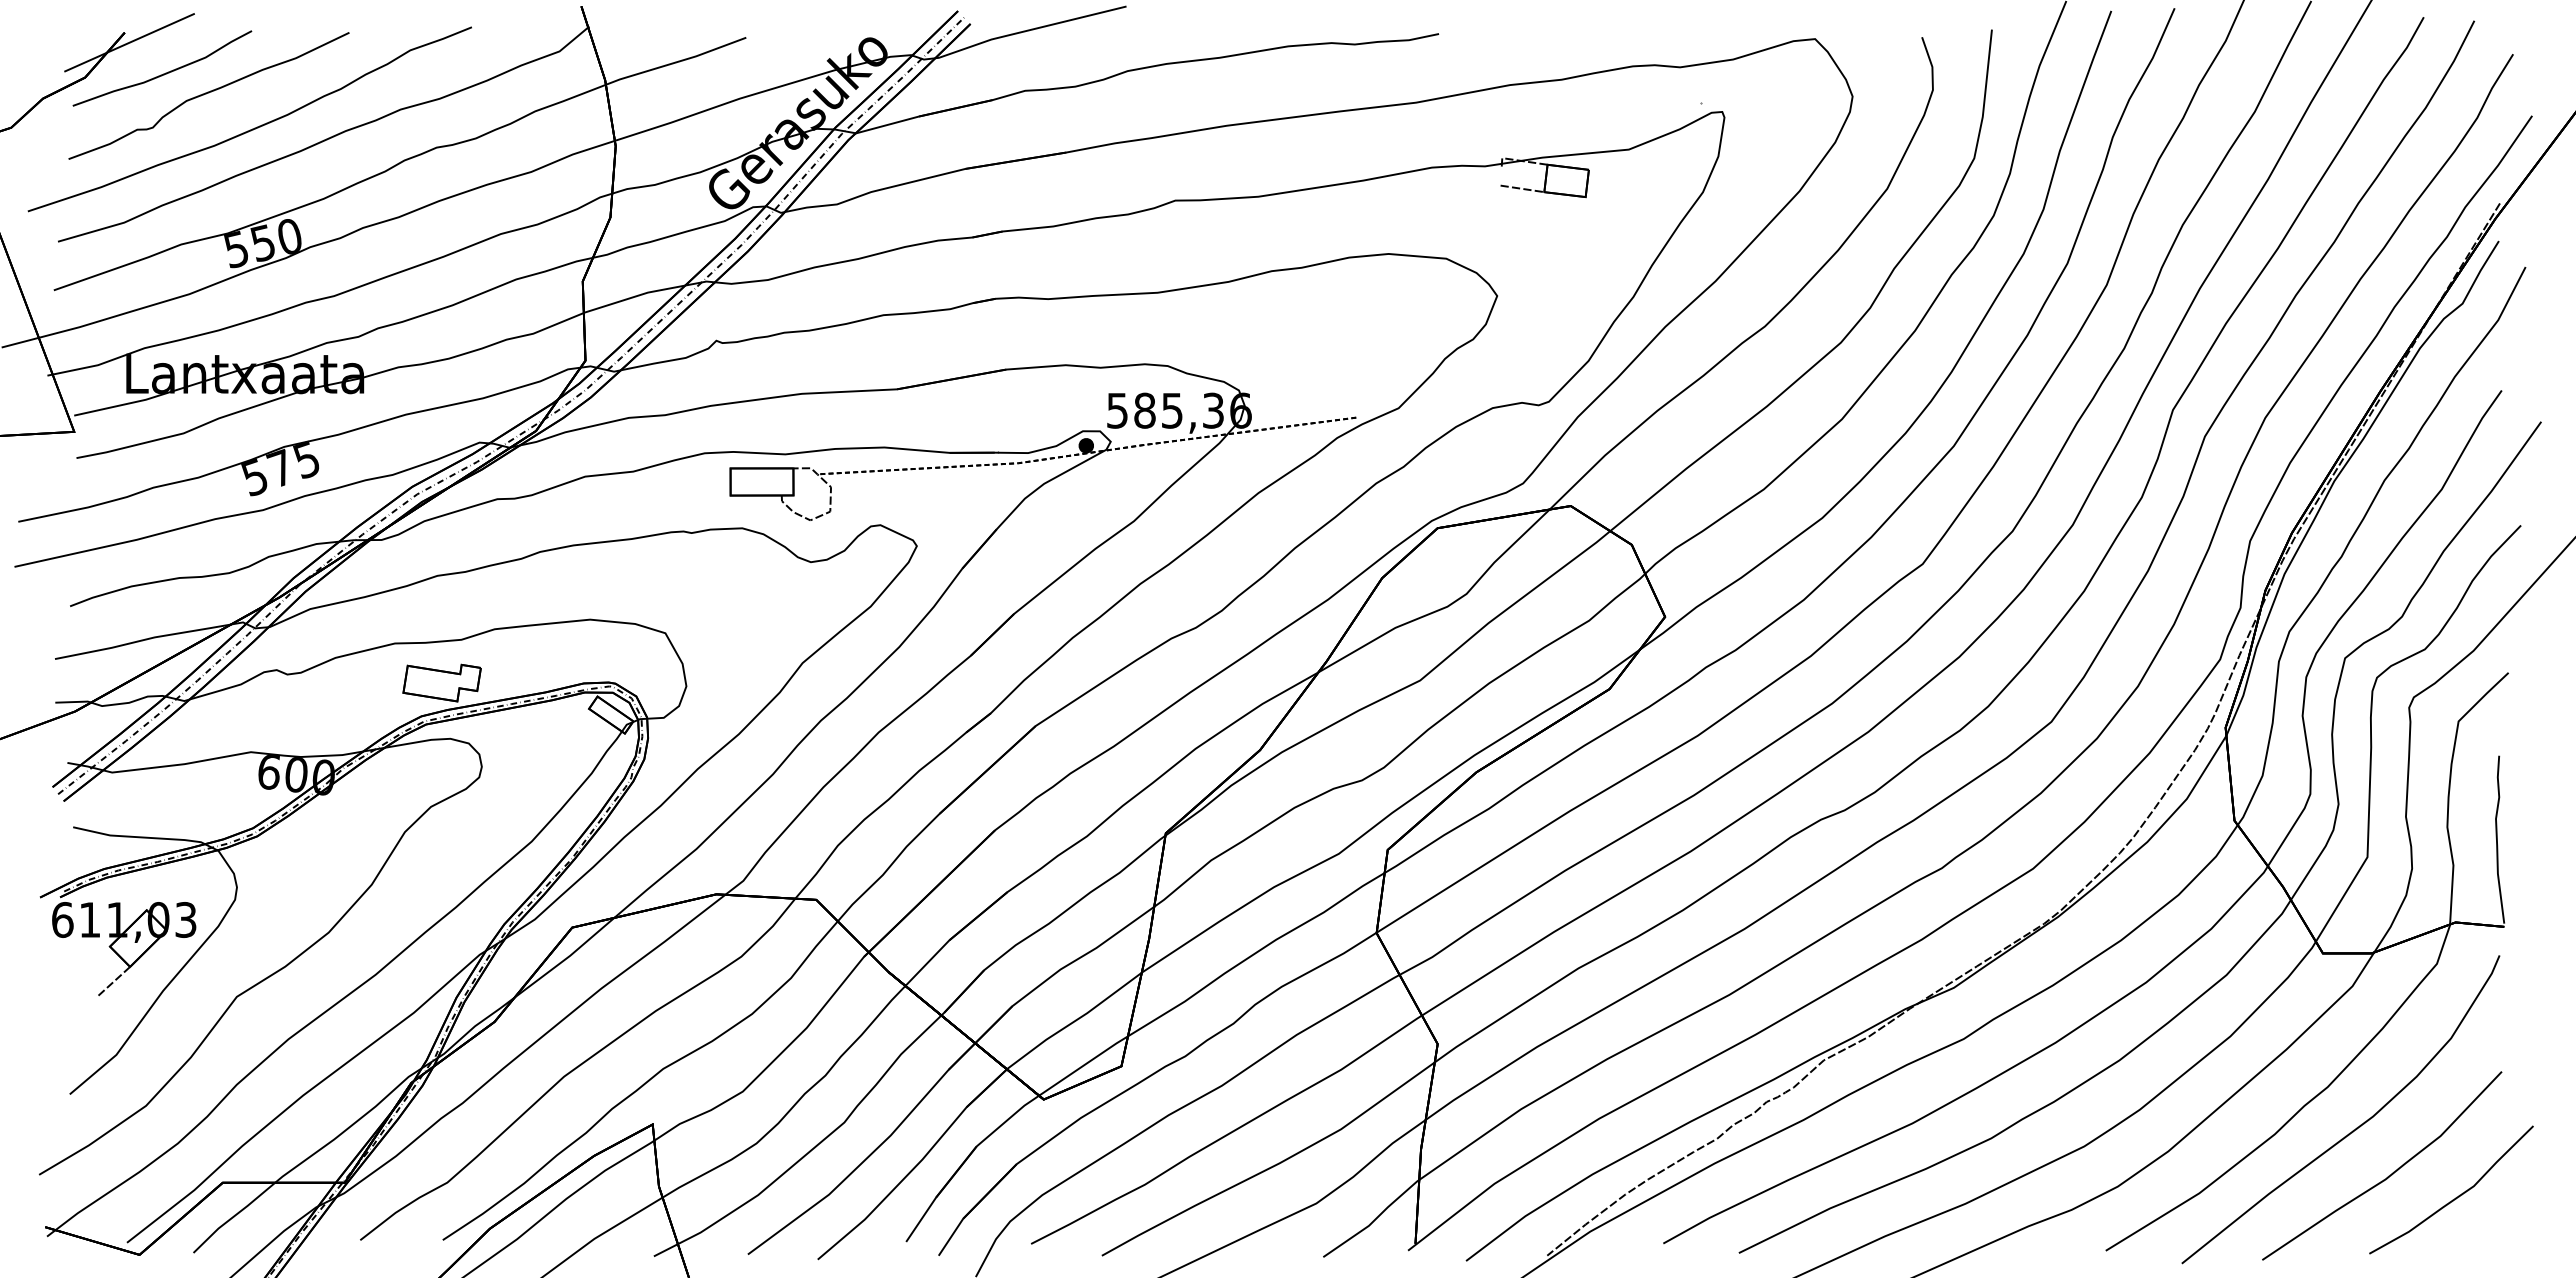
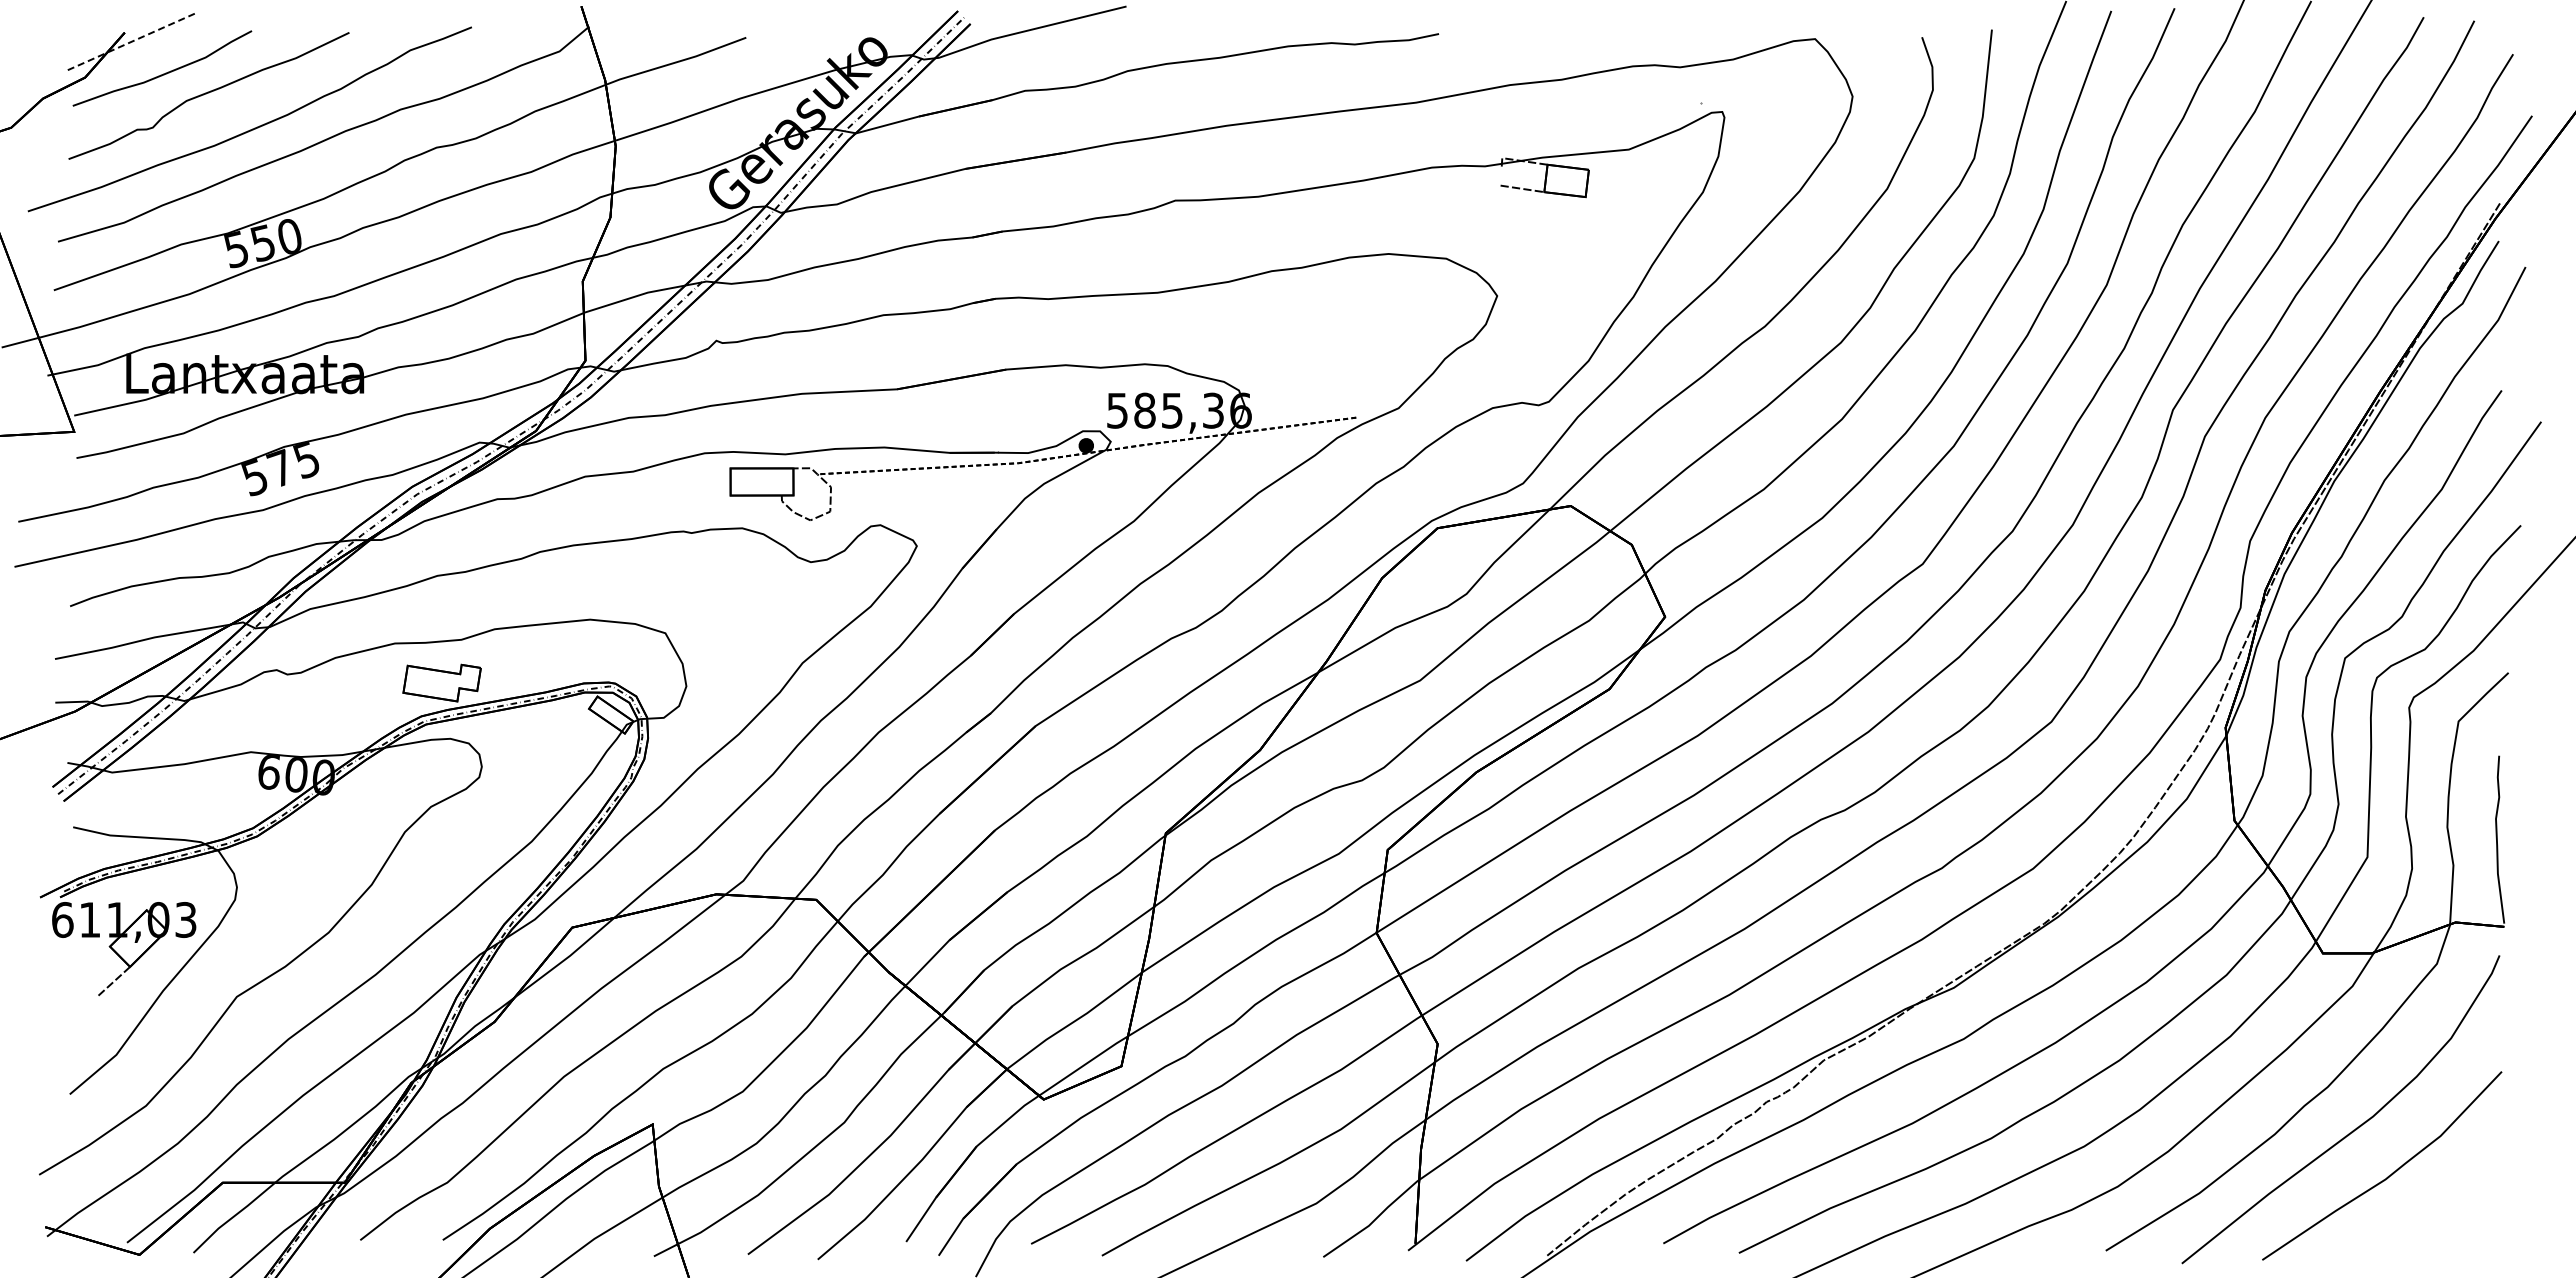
line: solid -> dashed (129, 42)
curve: present -> none (2455, 1197)
